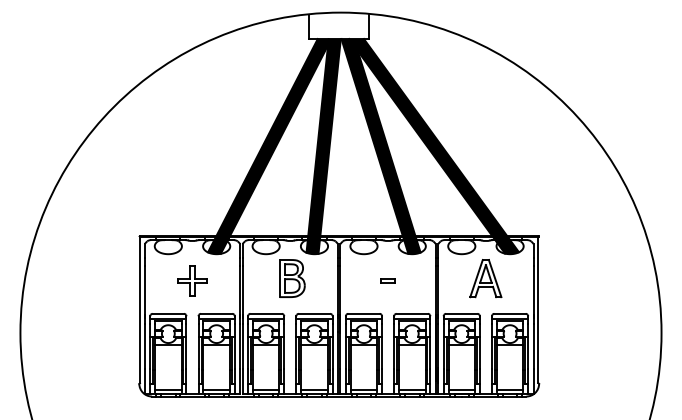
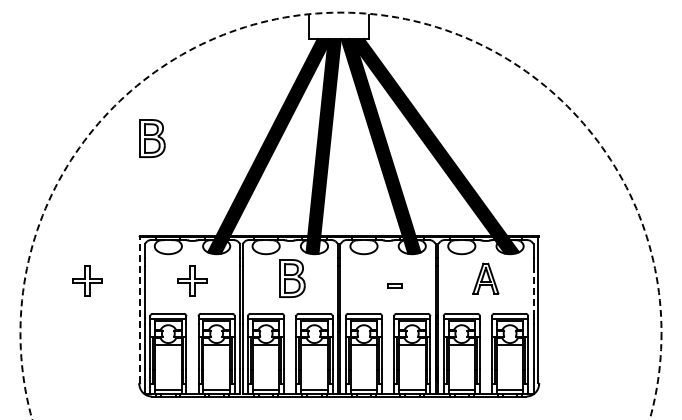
part: none -> present (152, 138)
circle: solid -> dashed (340, 215)
part size: 34x40 px -> 28x33 px (485, 278)
part: none -> present (87, 280)
part position: (387, 280) -> (394, 285) (394, 285)
line: solid -> dashed (533, 290)
line: solid -> dashed (139, 309)
